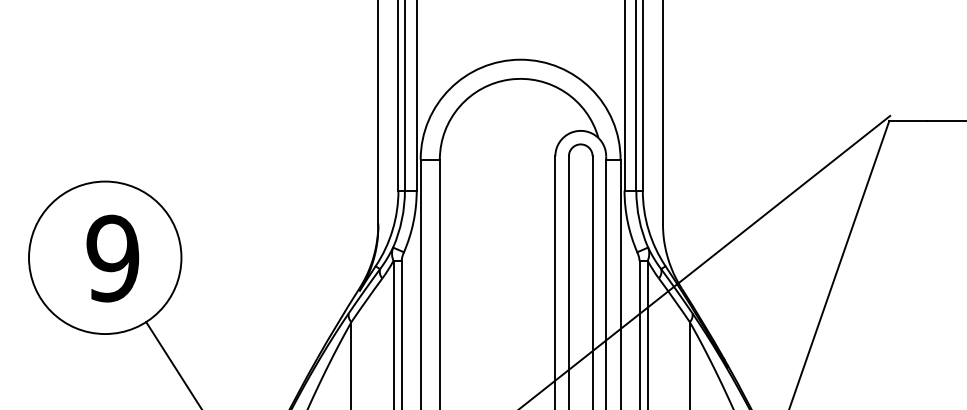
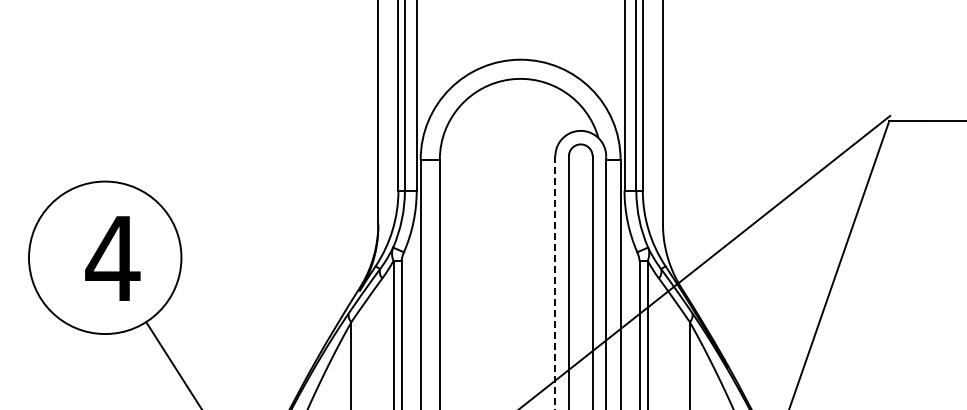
text: 9 -> 4 (112, 258)
line: solid -> dashed (555, 283)
